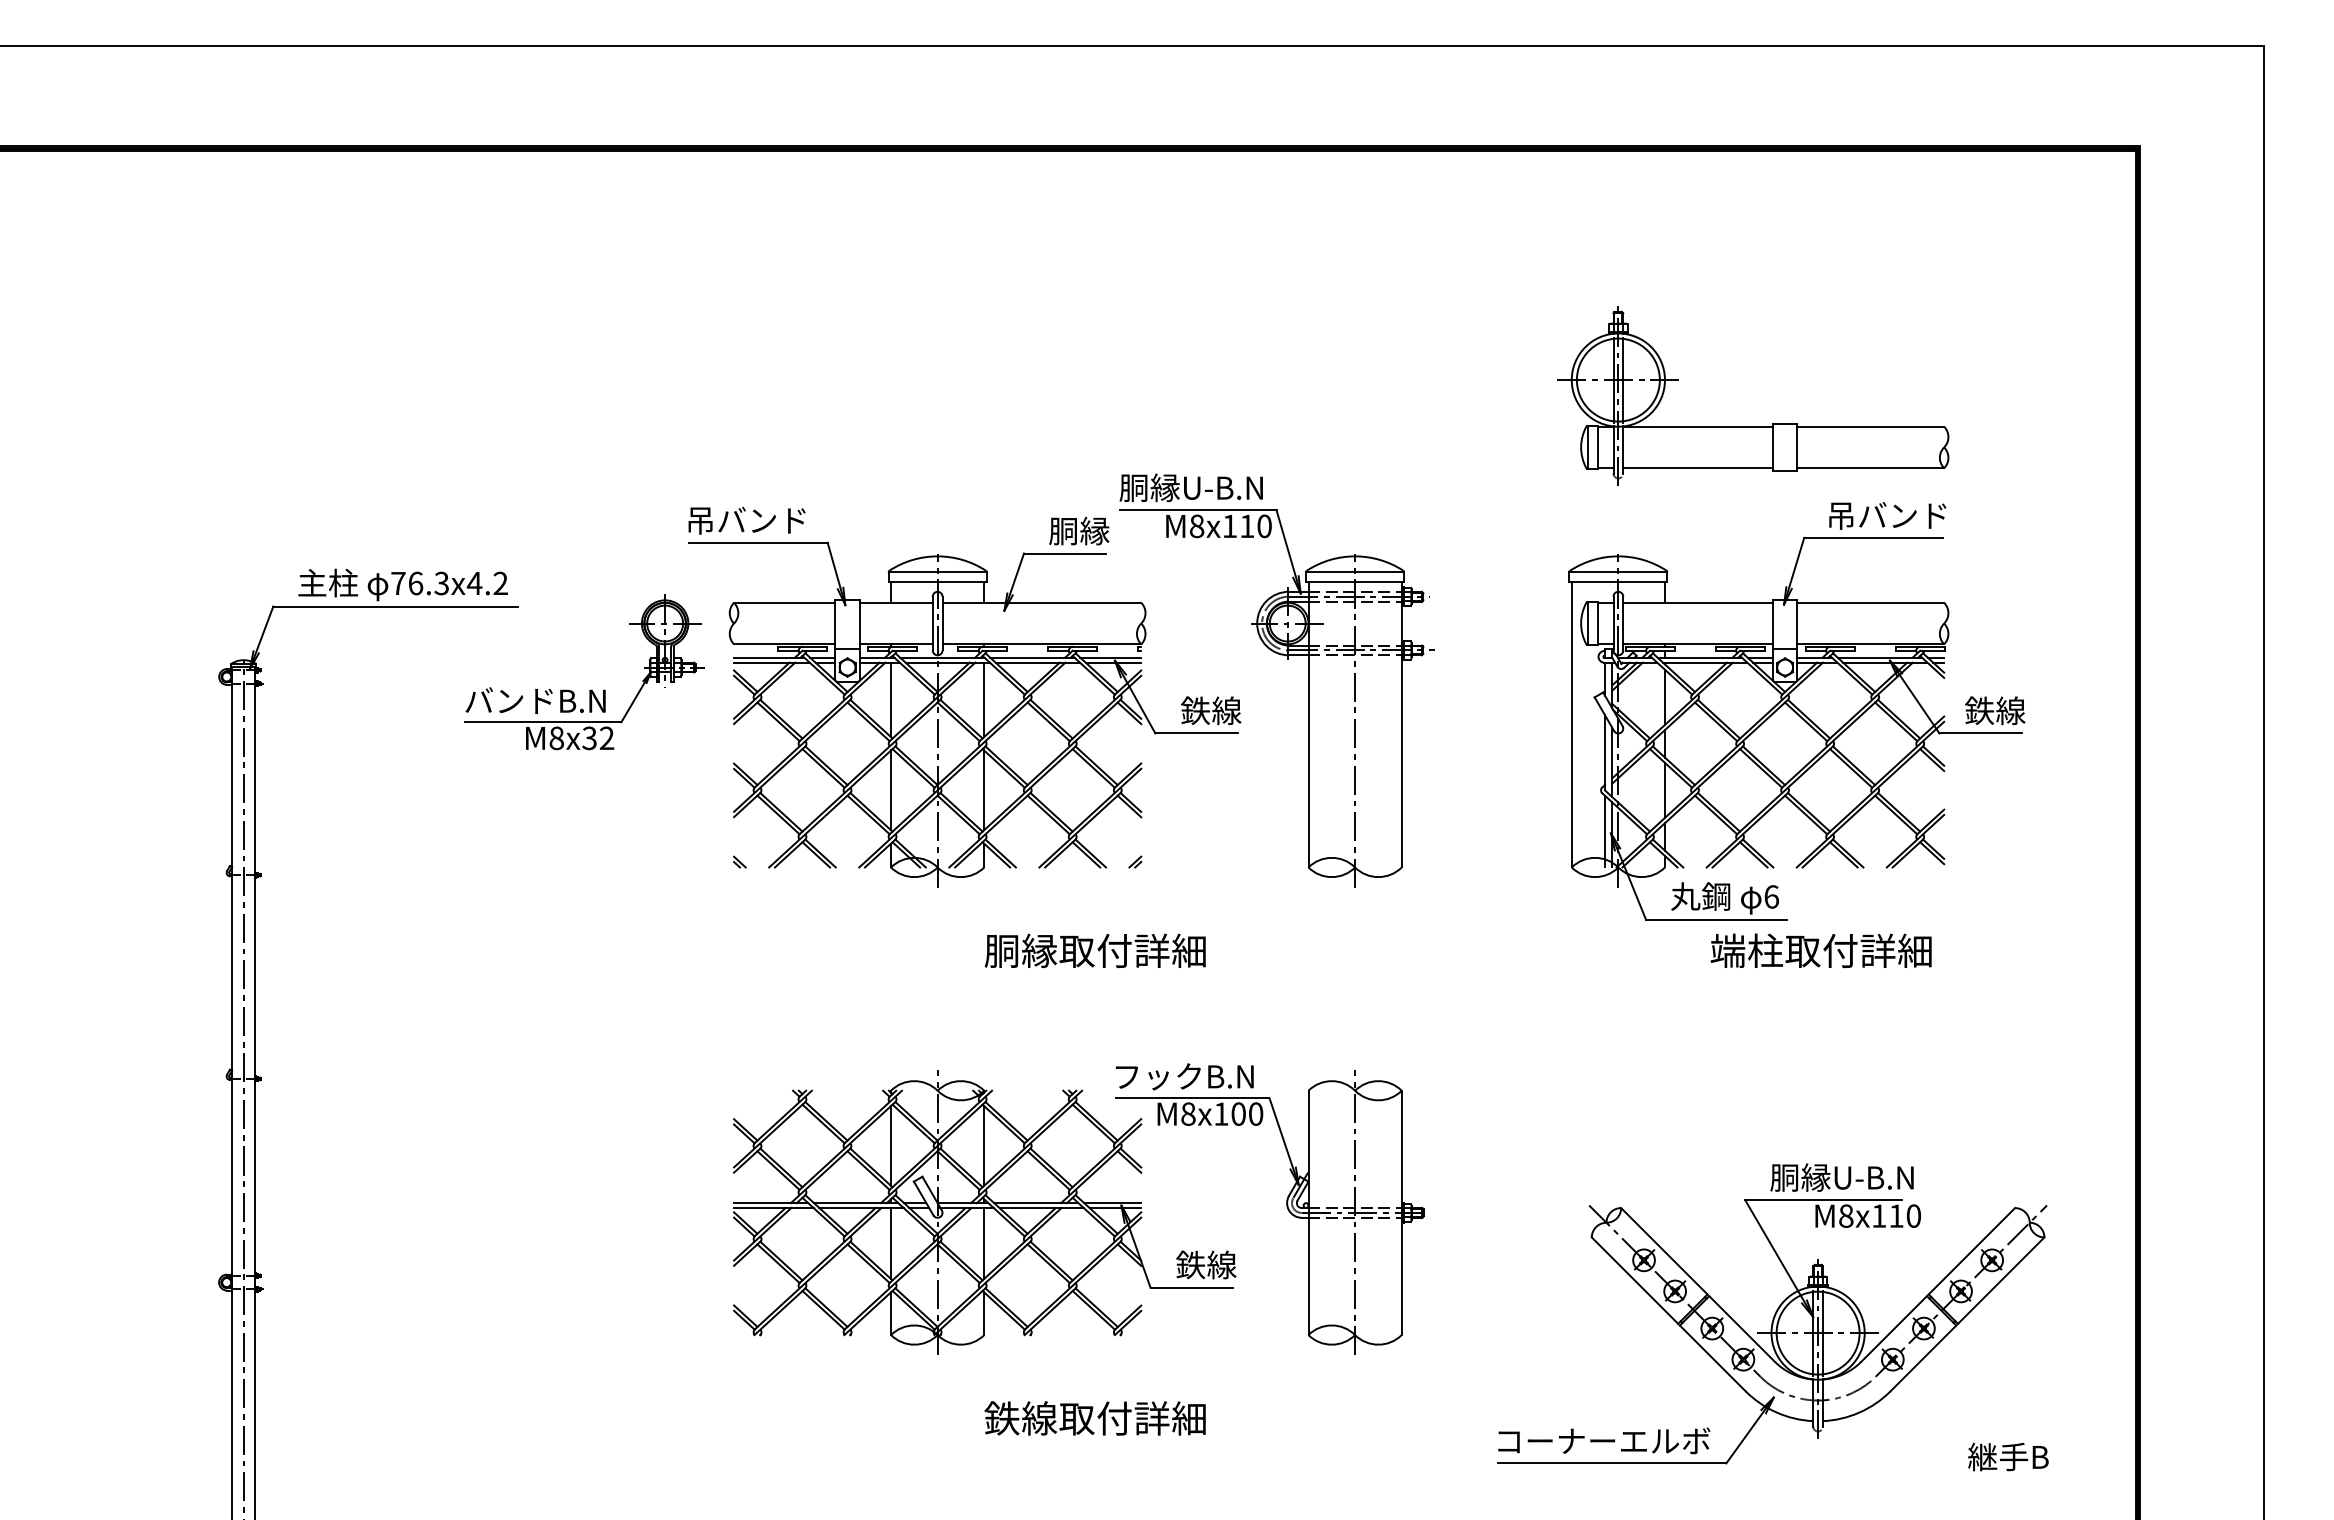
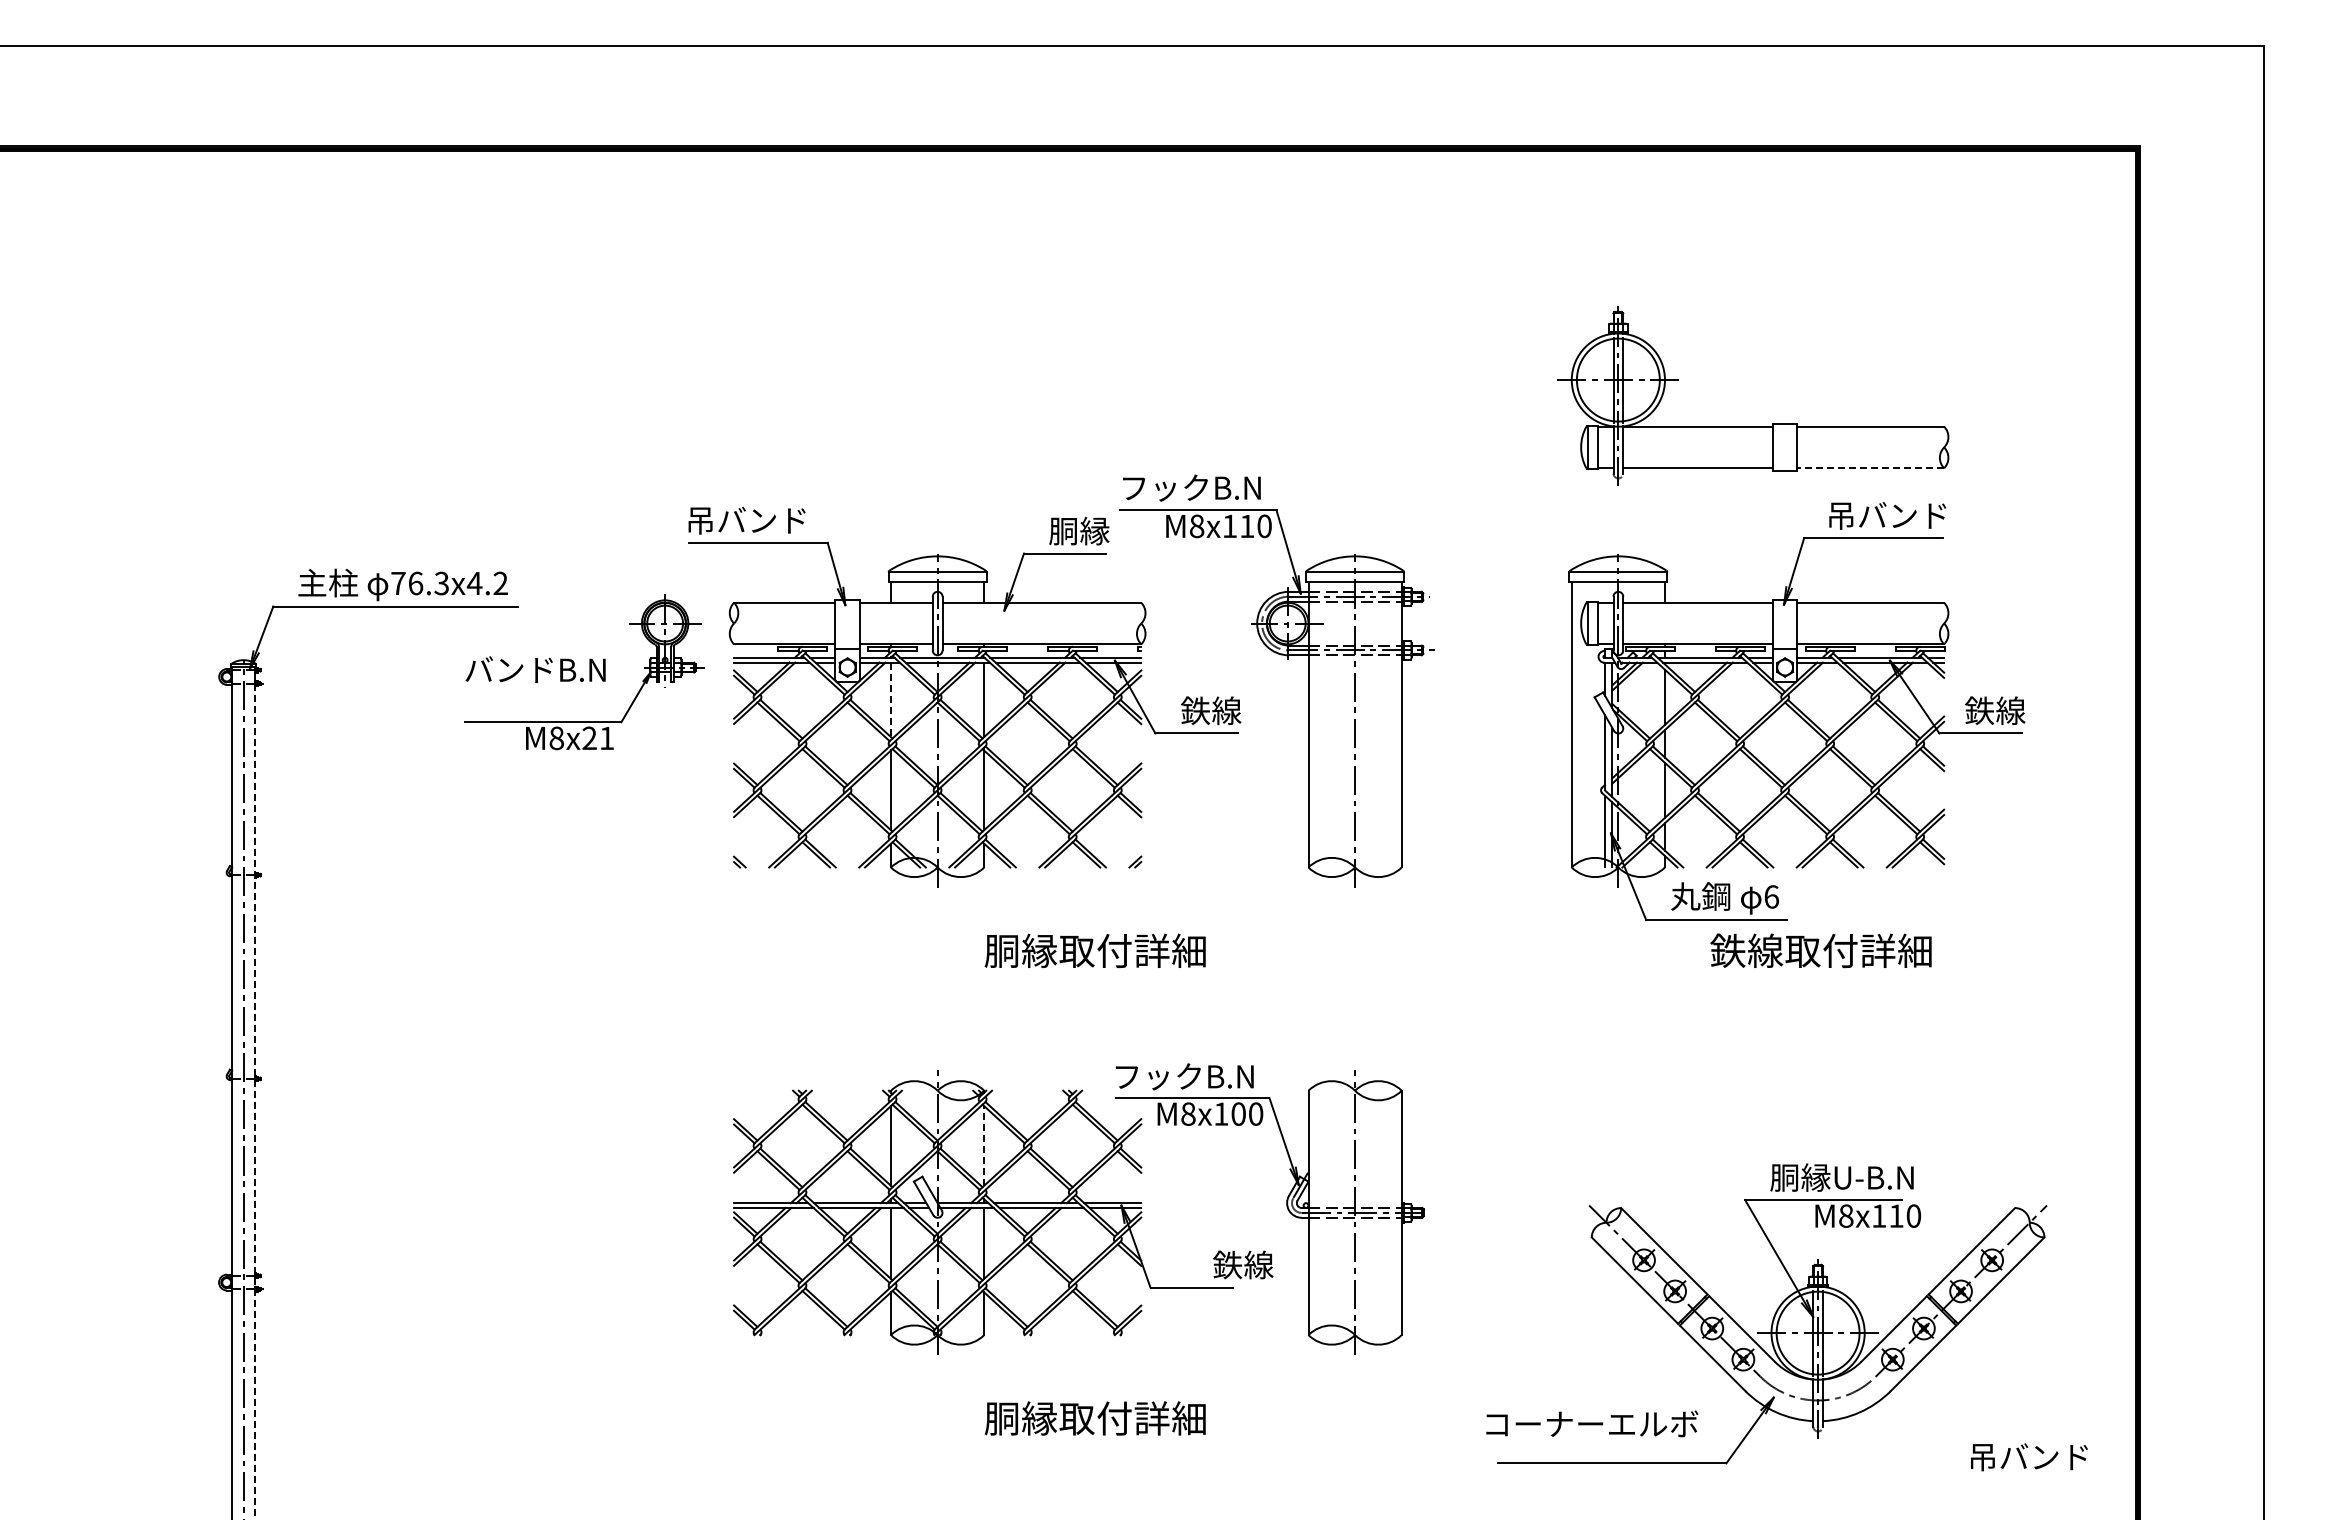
line: solid -> dashed (1870, 468)
text: 胴縁U-B.N -> フックB.N (1190, 487)
text position: (535, 700) -> (535, 669) (535, 669)
line: solid -> dashed (891, 700)
text: M8x32 -> M8x21 (598, 738)
text: 端柱取付詳細 -> 鉄線取付詳細 (1746, 950)
line: solid -> dashed (255, 1092)
line: solid -> dashed (984, 1145)
text position: (1206, 1264) -> (1243, 1264) (1243, 1264)
text: 鉄線取付詳細 -> 胴縁取付詳細 (1020, 1418)
text position: (1604, 1440) -> (1592, 1423) (1592, 1423)
text: 継手B -> 吊バンド (2027, 1456)
